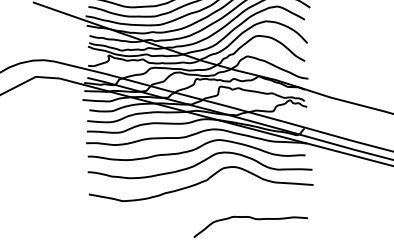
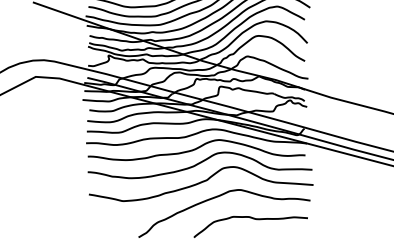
curve: none -> present (218, 197)
